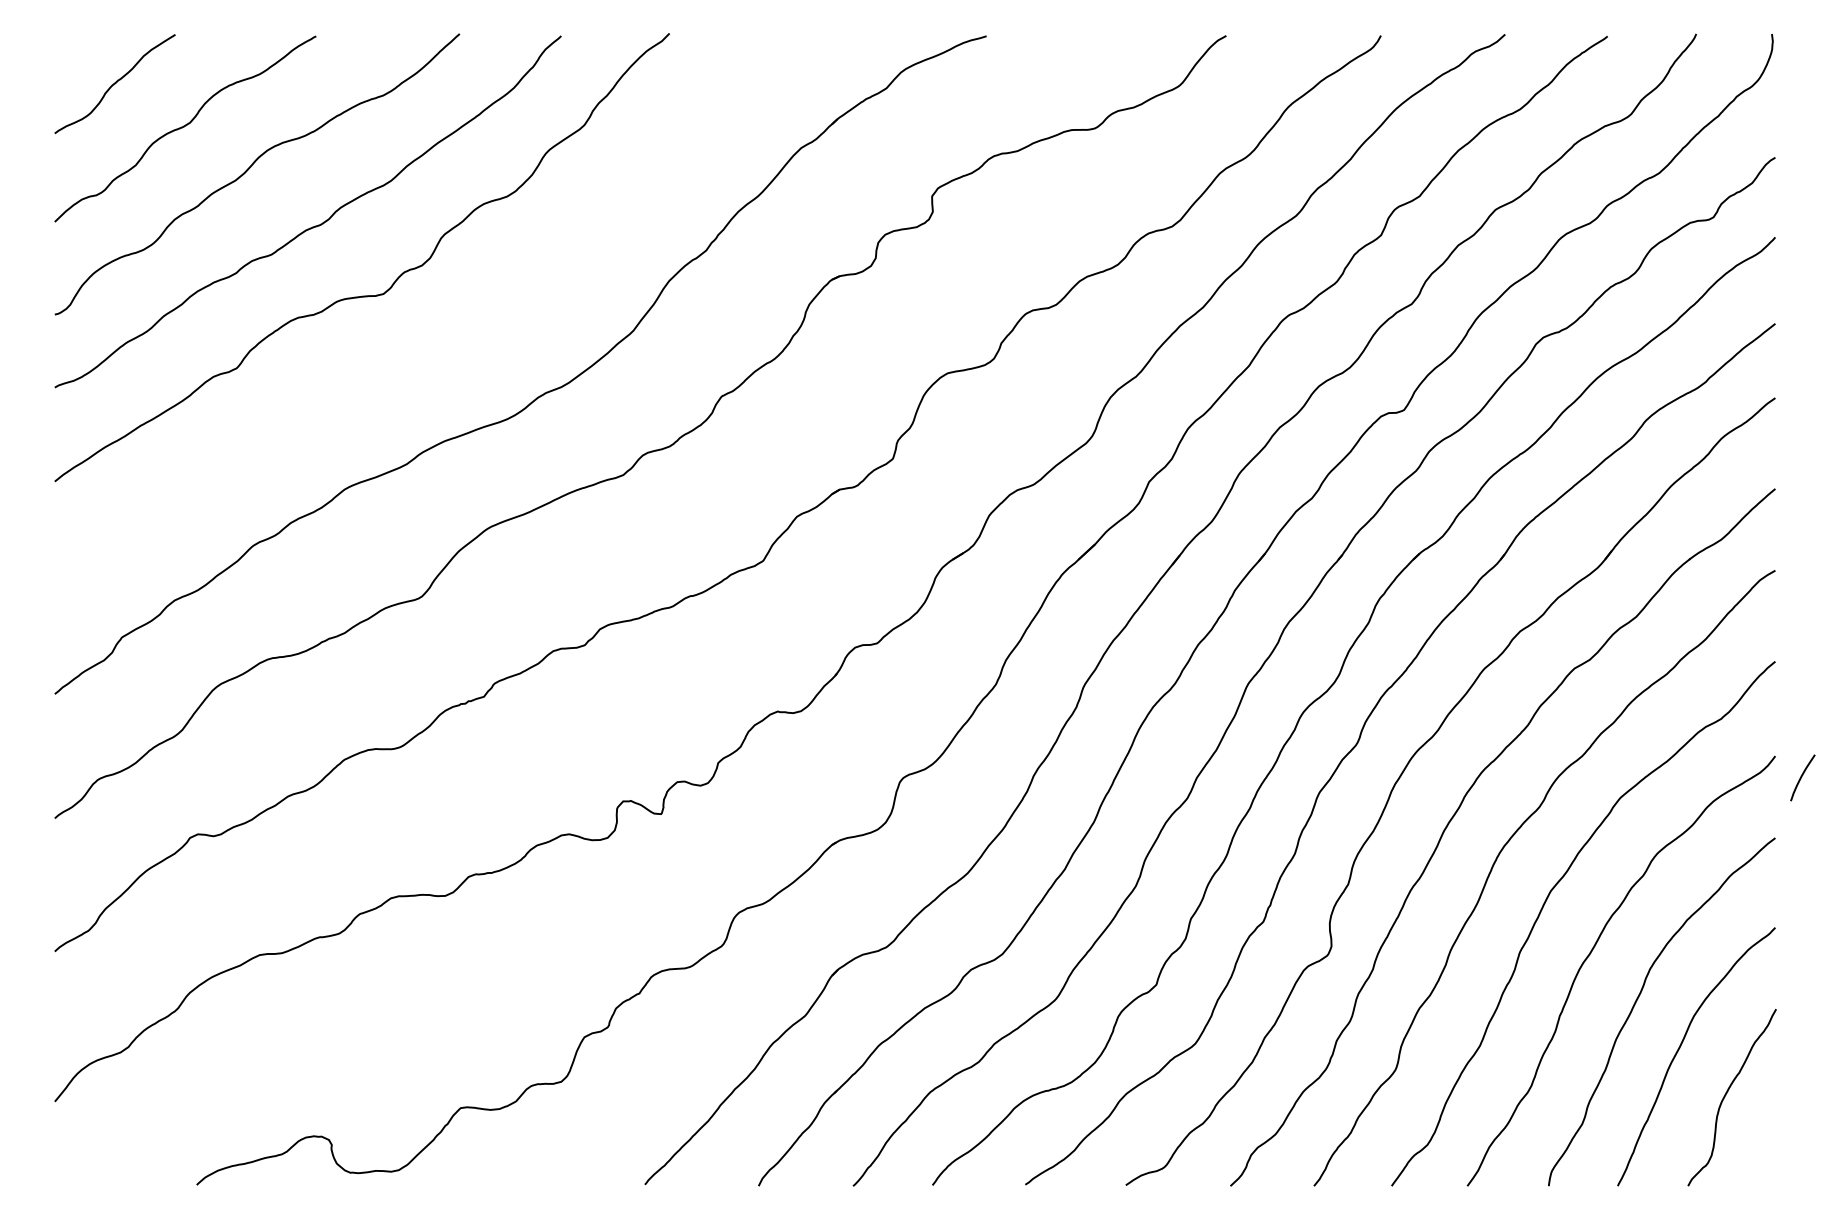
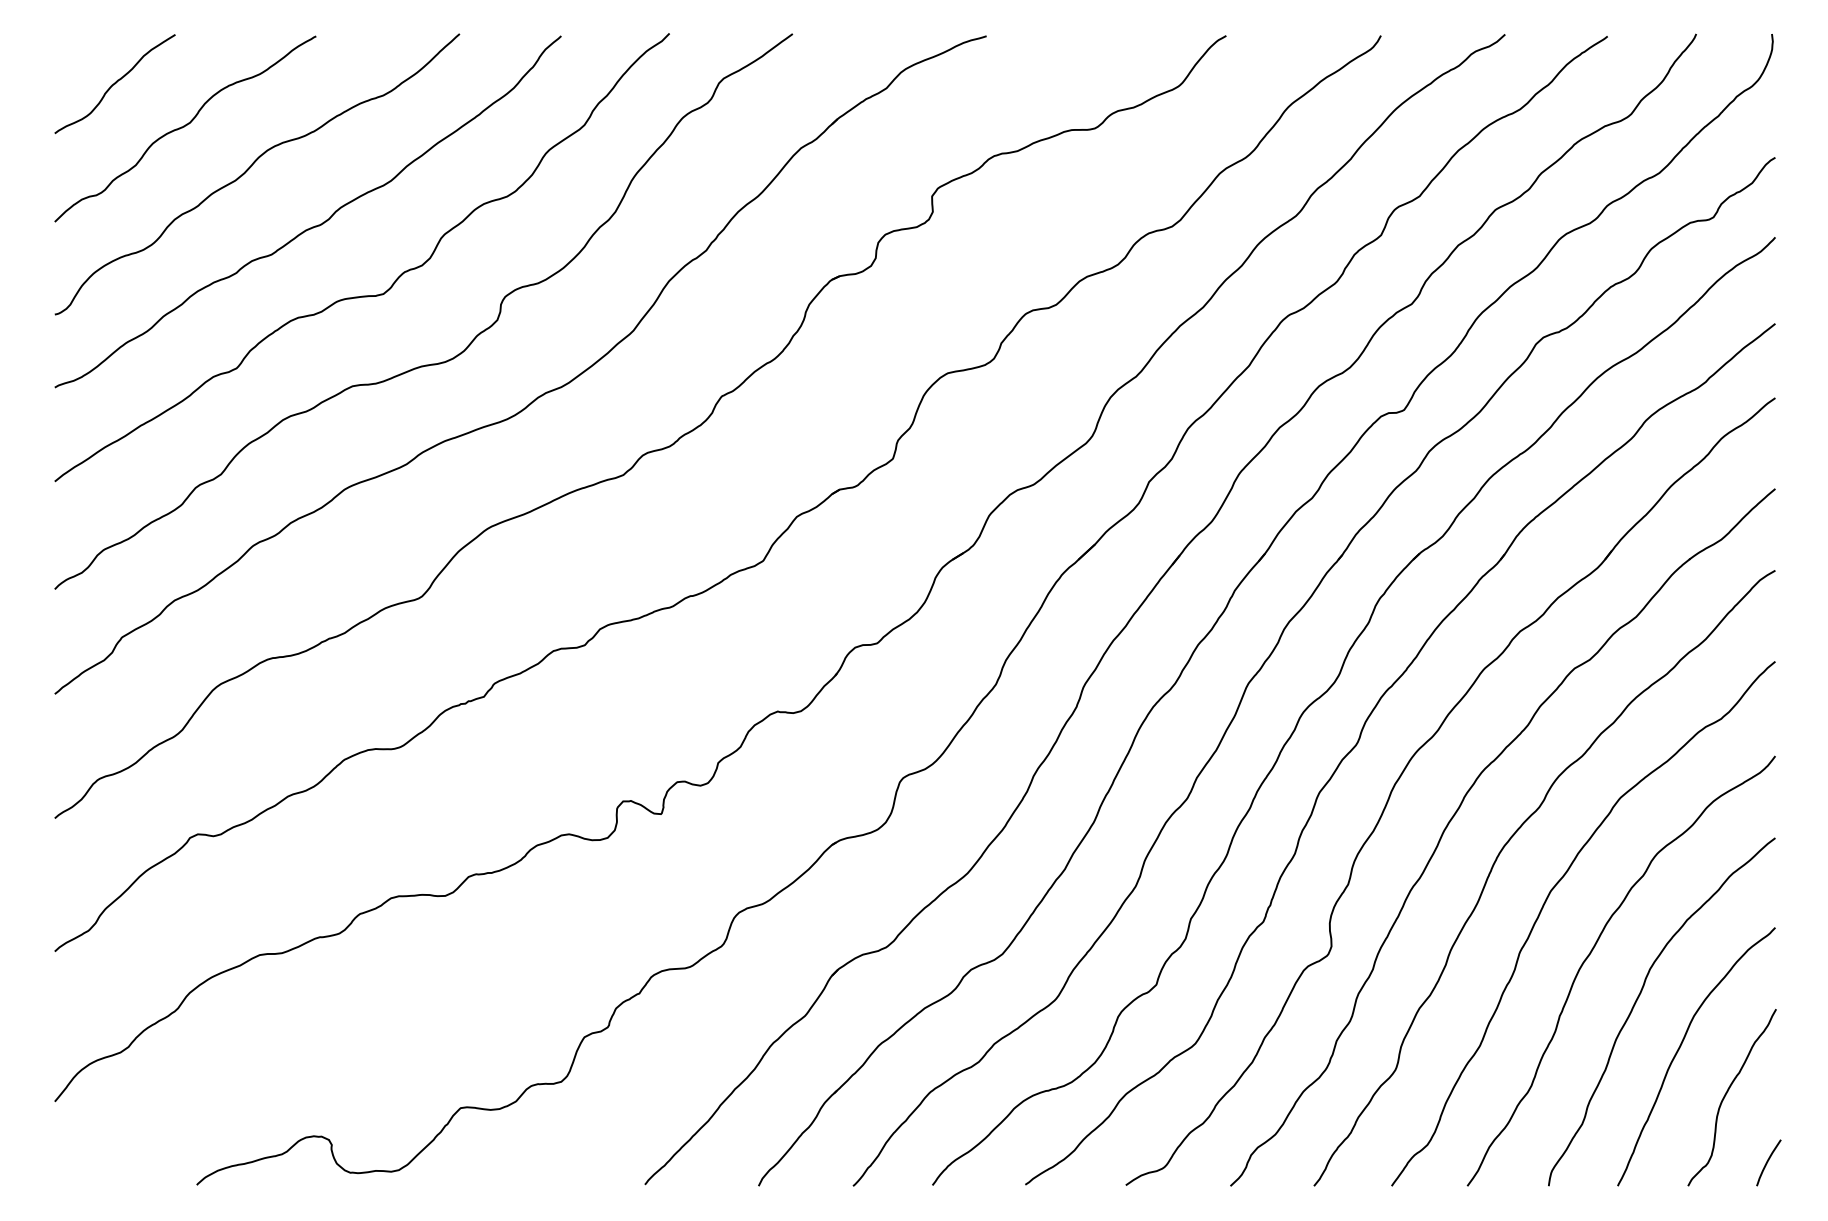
curve: none -> present (431, 363)
curve position: (1802, 777) -> (1768, 1162) (1768, 1162)
